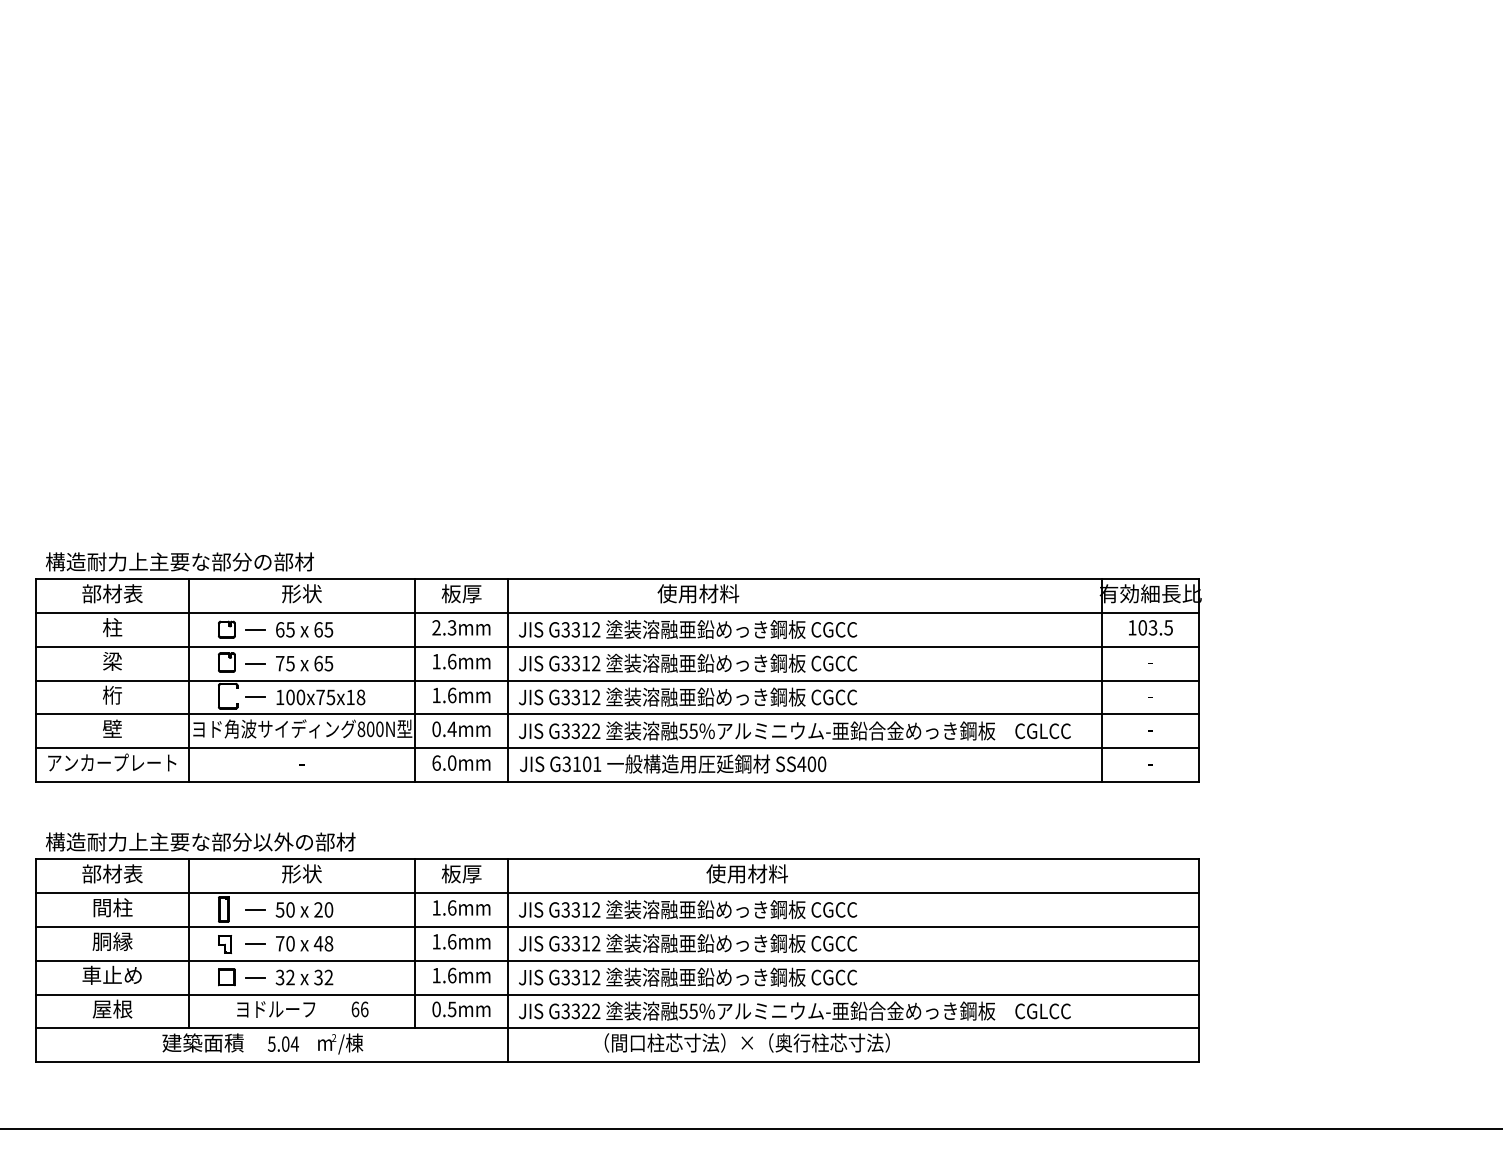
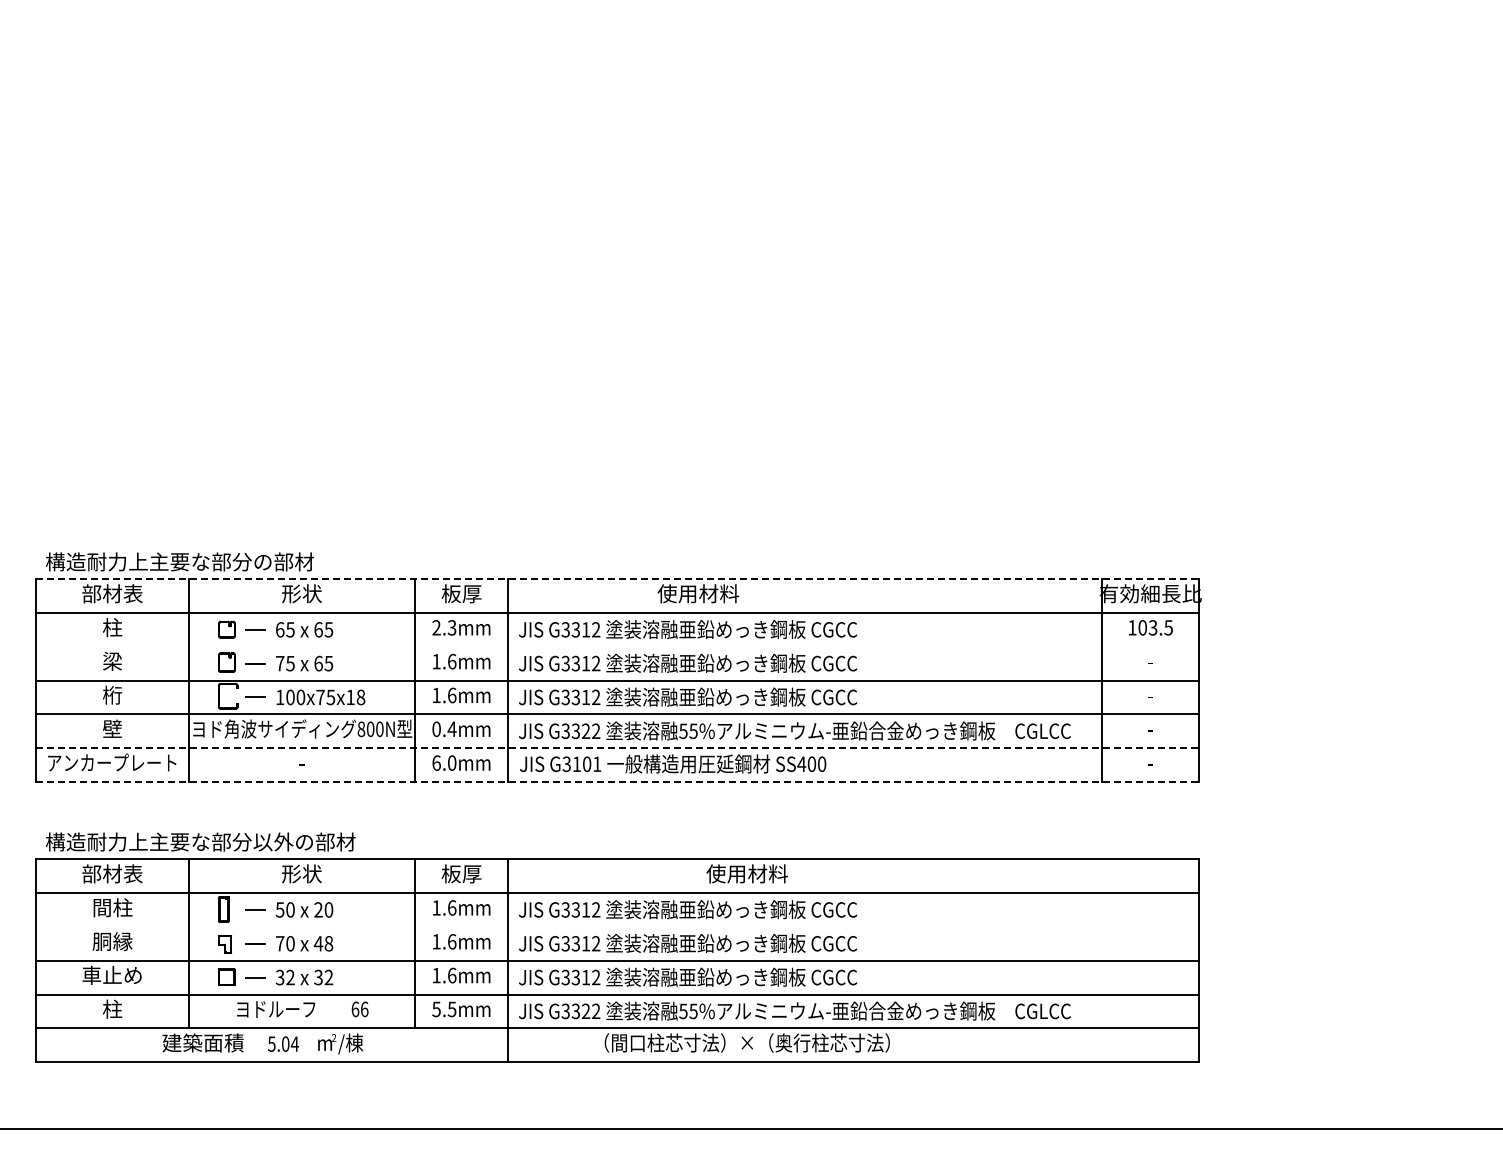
line: solid -> dashed (618, 579)
line: present -> none (617, 646)
line: solid -> dashed (618, 748)
line: solid -> dashed (618, 782)
line: present -> none (617, 926)
text: 屋根 -> 柱 (112, 1008)
text: 0.5mm -> 5.5mm (436, 1009)
